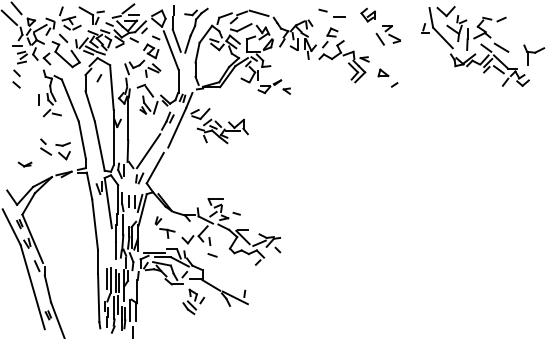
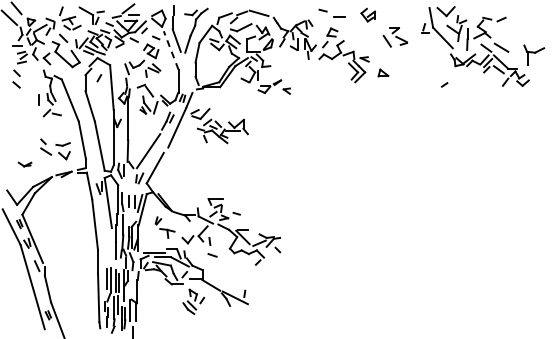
part position: (387, 35) -> (394, 37) (394, 37)
line: solid -> dashed (171, 50)
line position: (394, 84) -> (444, 84) (444, 84)
